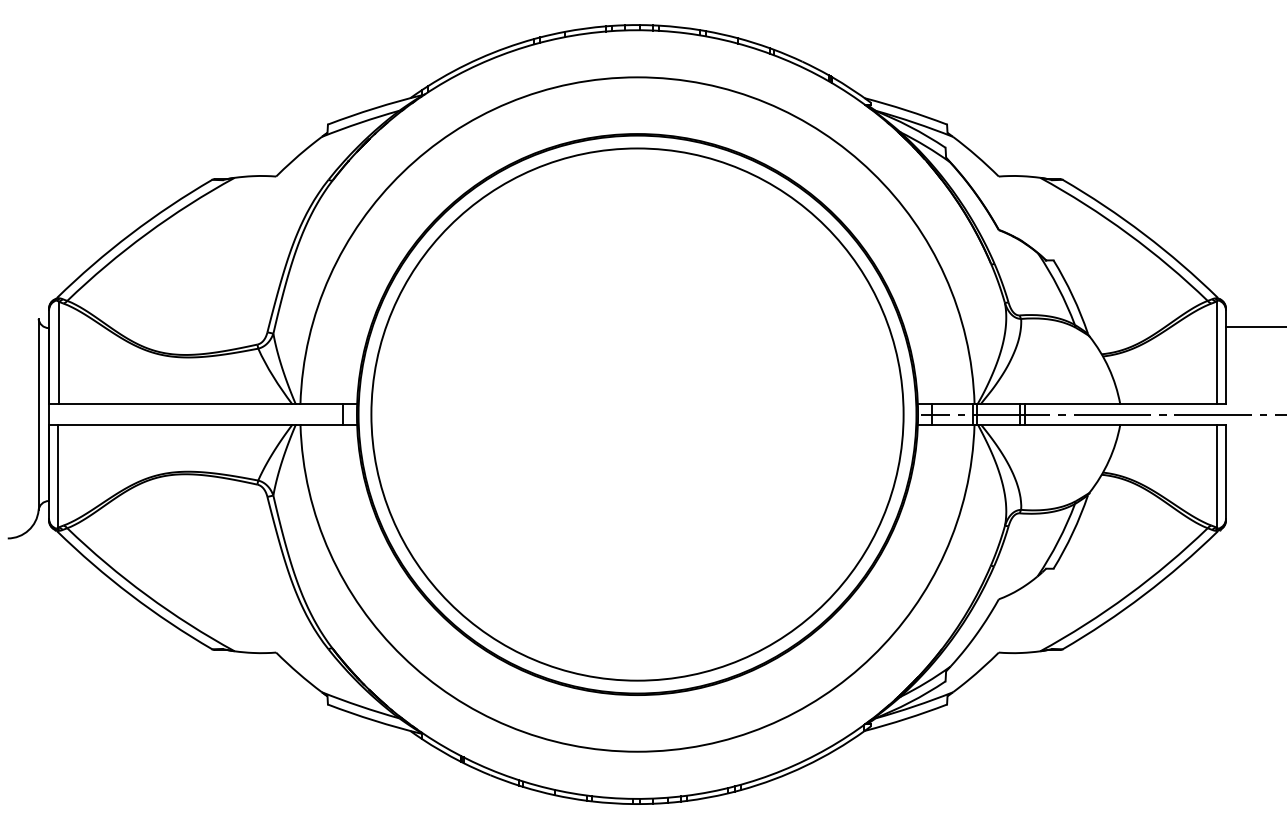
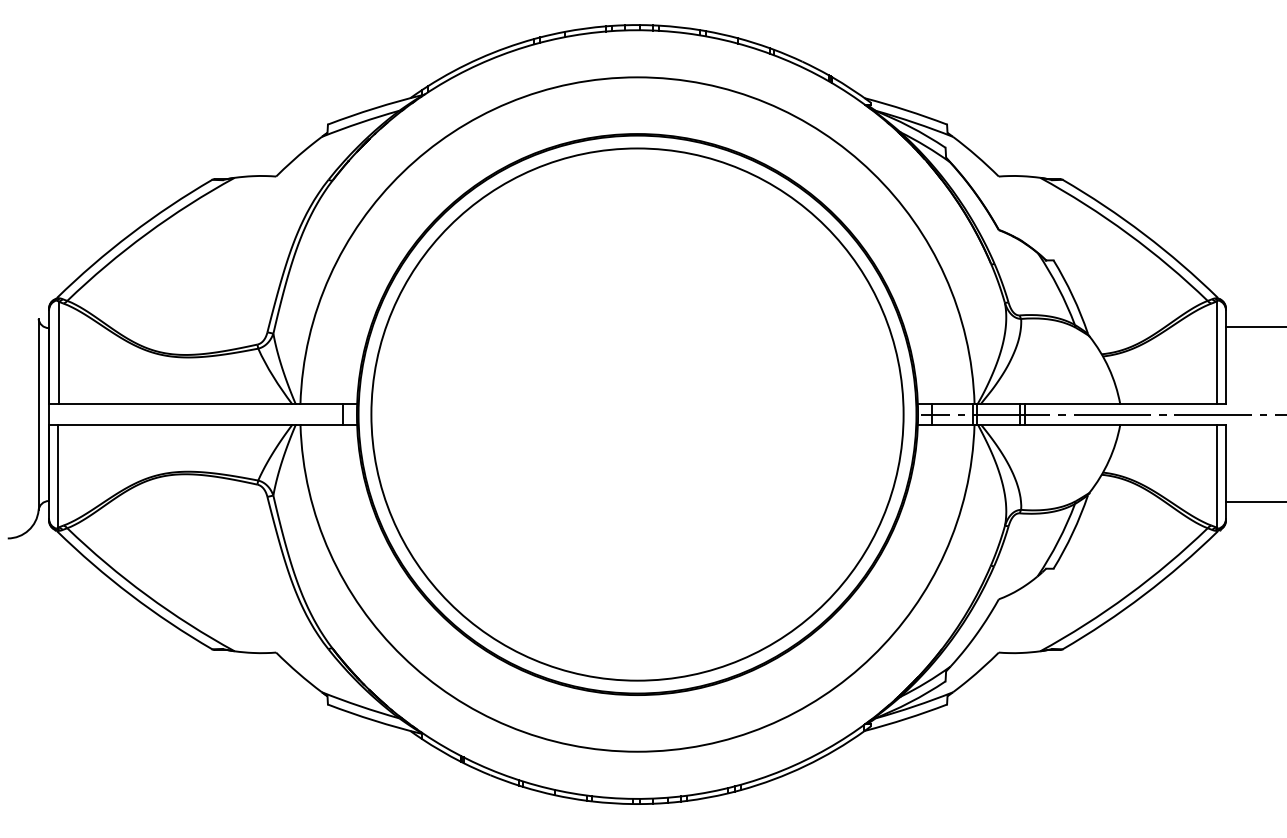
line: none -> present (1254, 502)
